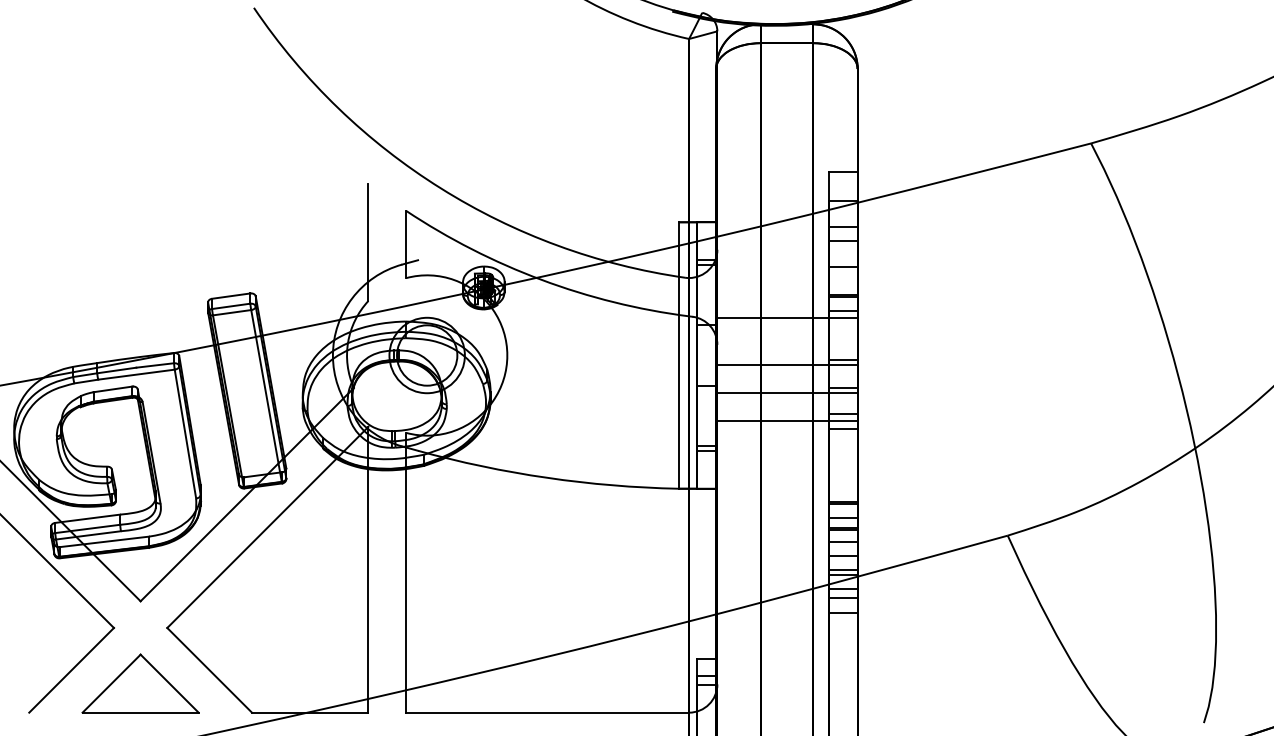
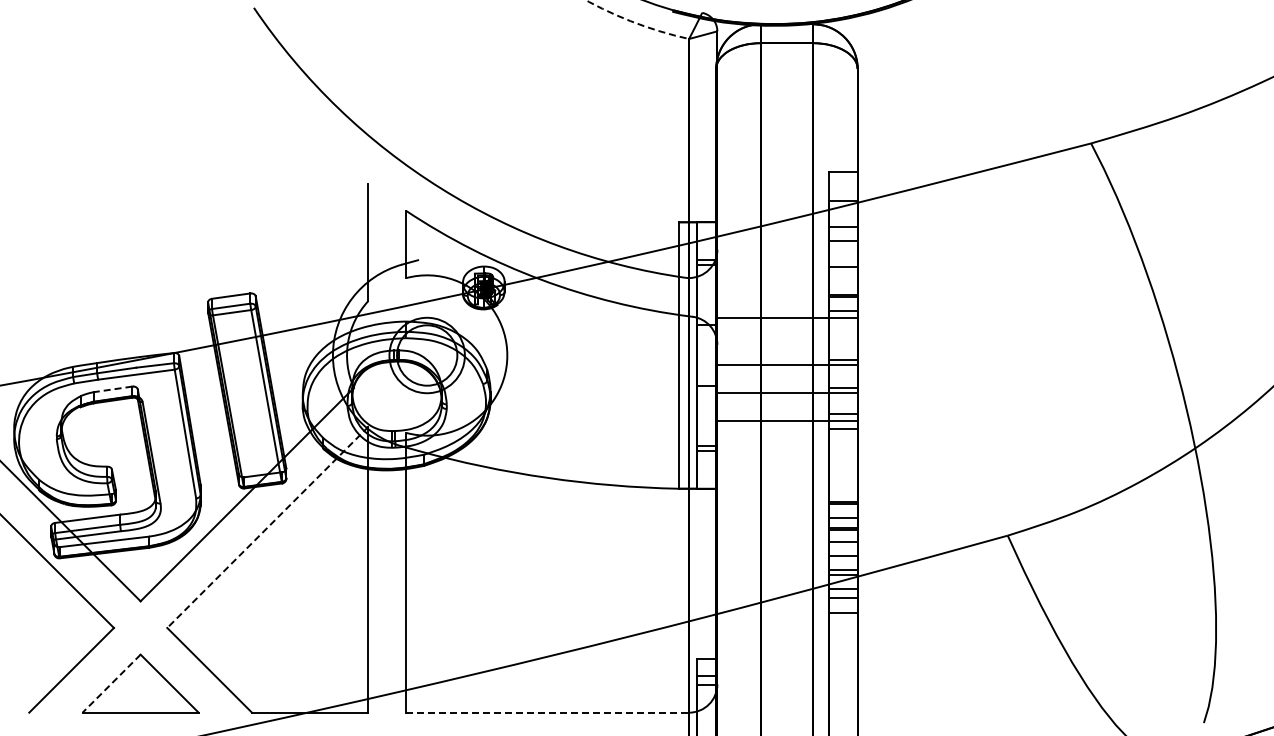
arc: solid -> dashed (635, 23)
line: solid -> dashed (112, 389)
line: solid -> dashed (267, 527)
line: solid -> dashed (111, 684)
line: solid -> dashed (548, 712)
